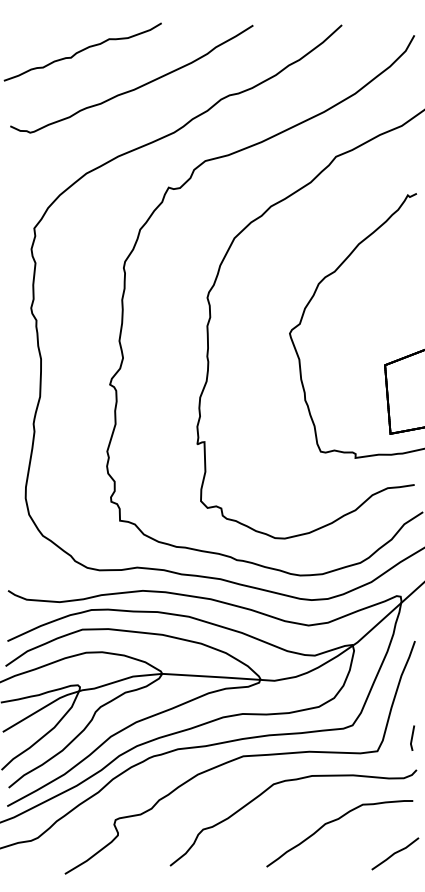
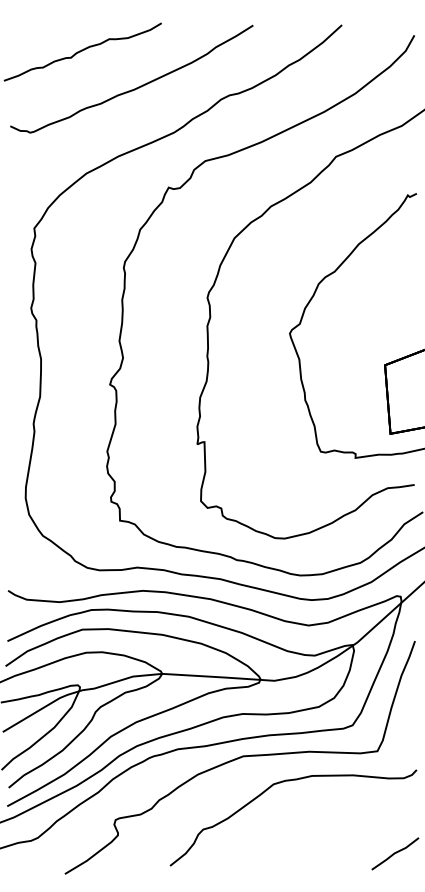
line: present -> none (412, 737)
curve: present -> none (335, 821)
